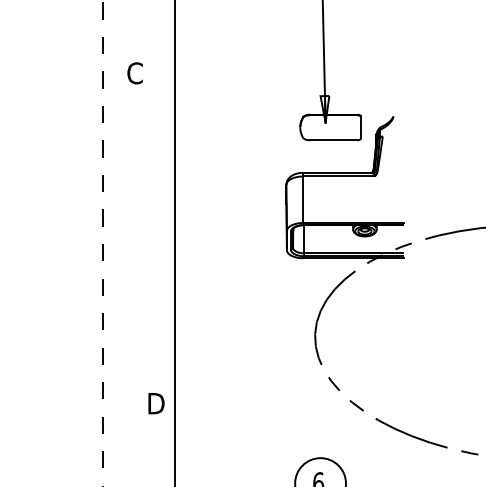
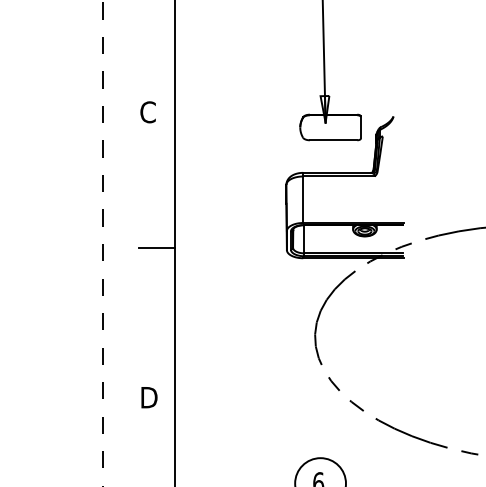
text position: (134, 73) -> (147, 112) (147, 112)
line: none -> present (156, 247)
text position: (156, 403) -> (149, 397) (149, 397)
